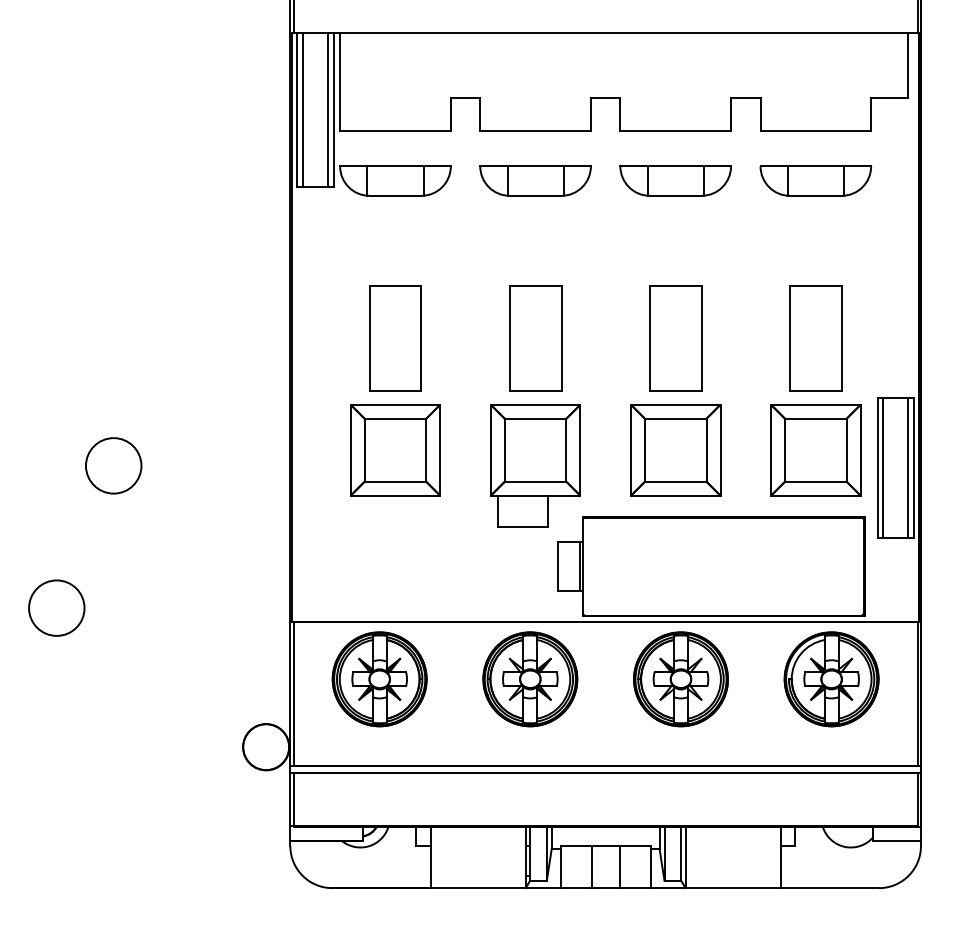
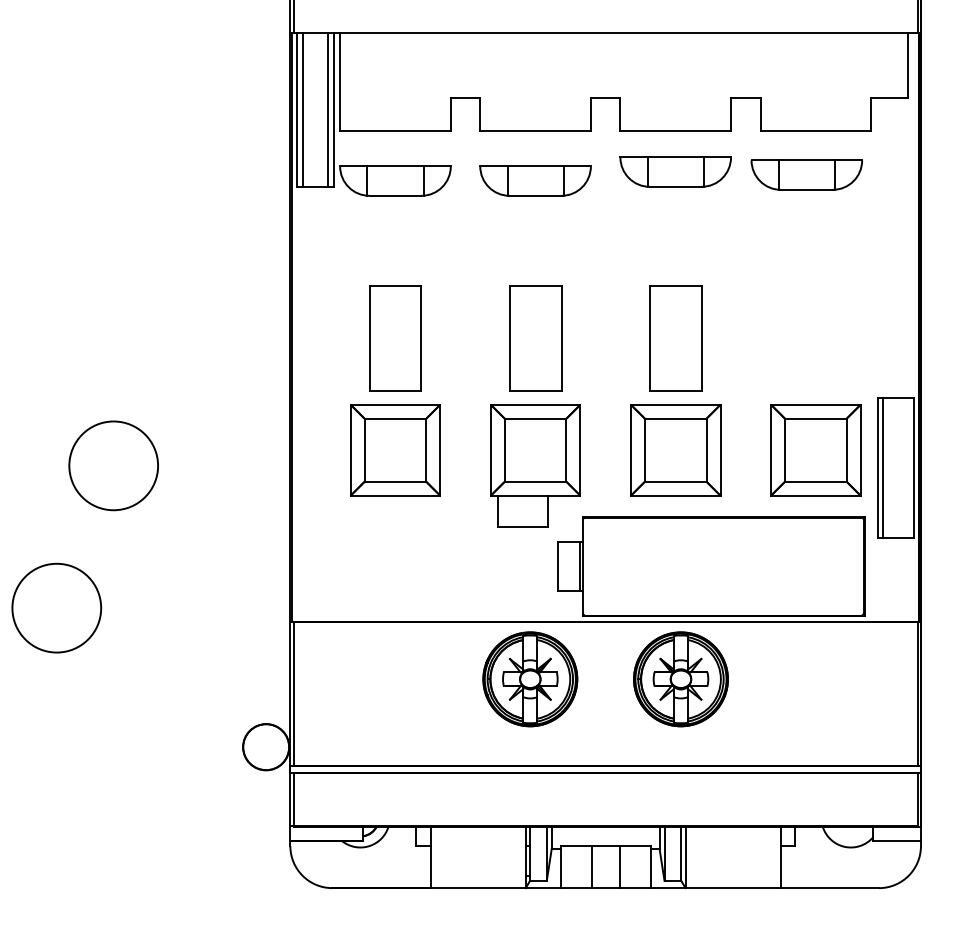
part position: (675, 180) -> (675, 171) (675, 171)
part position: (815, 180) -> (806, 174) (806, 174)
part: present -> none (815, 338)
circle diameter: 55 px -> 89 px (113, 465)
line: present -> none (908, 467)
circle diameter: 55 px -> 89 px (56, 607)
part: present -> none (379, 679)
part: present -> none (831, 679)
